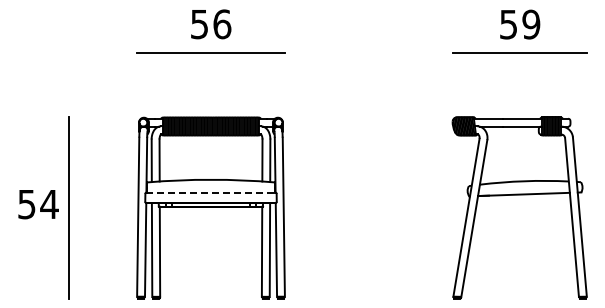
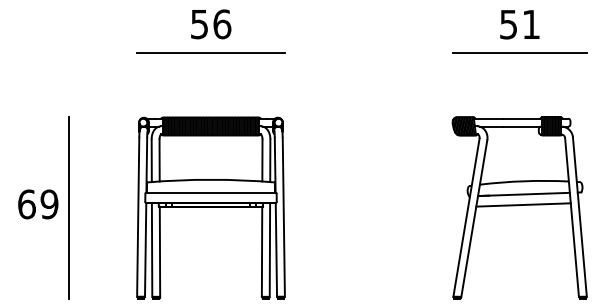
text: 59 -> 51 (531, 24)
line: dashed -> solid (211, 192)
text: 54 -> 69 (38, 204)
line: none -> present (523, 204)
